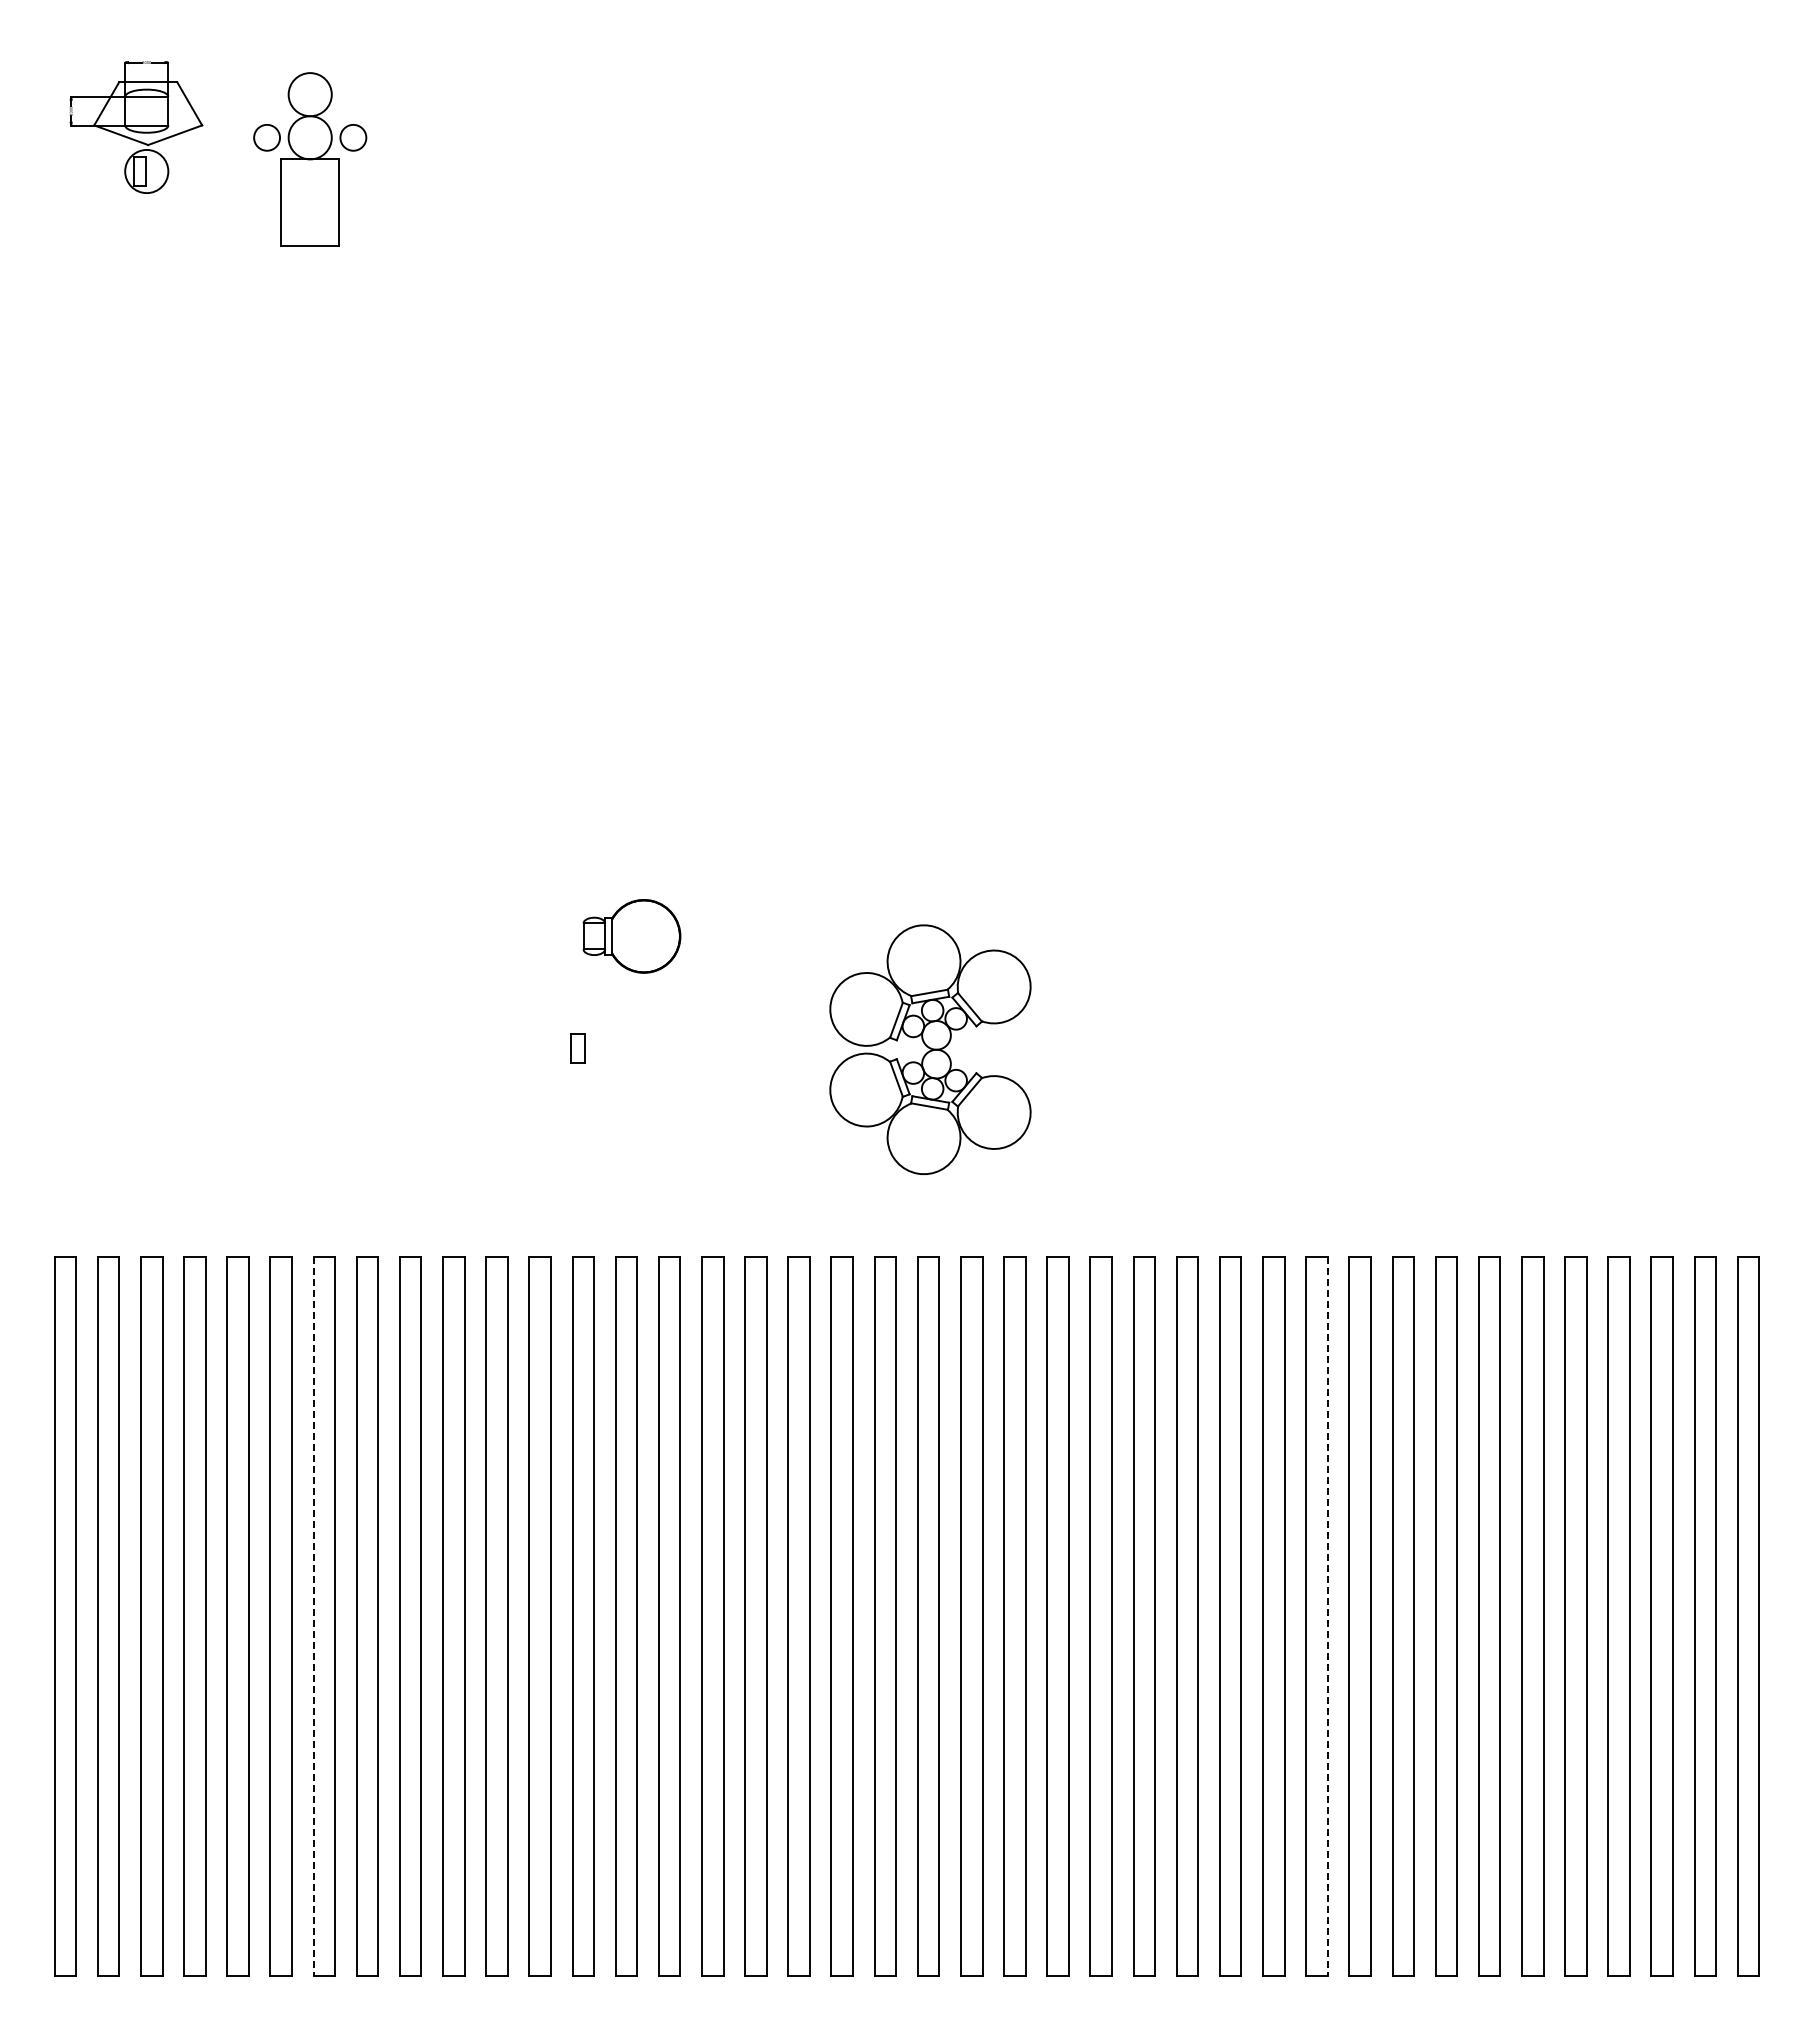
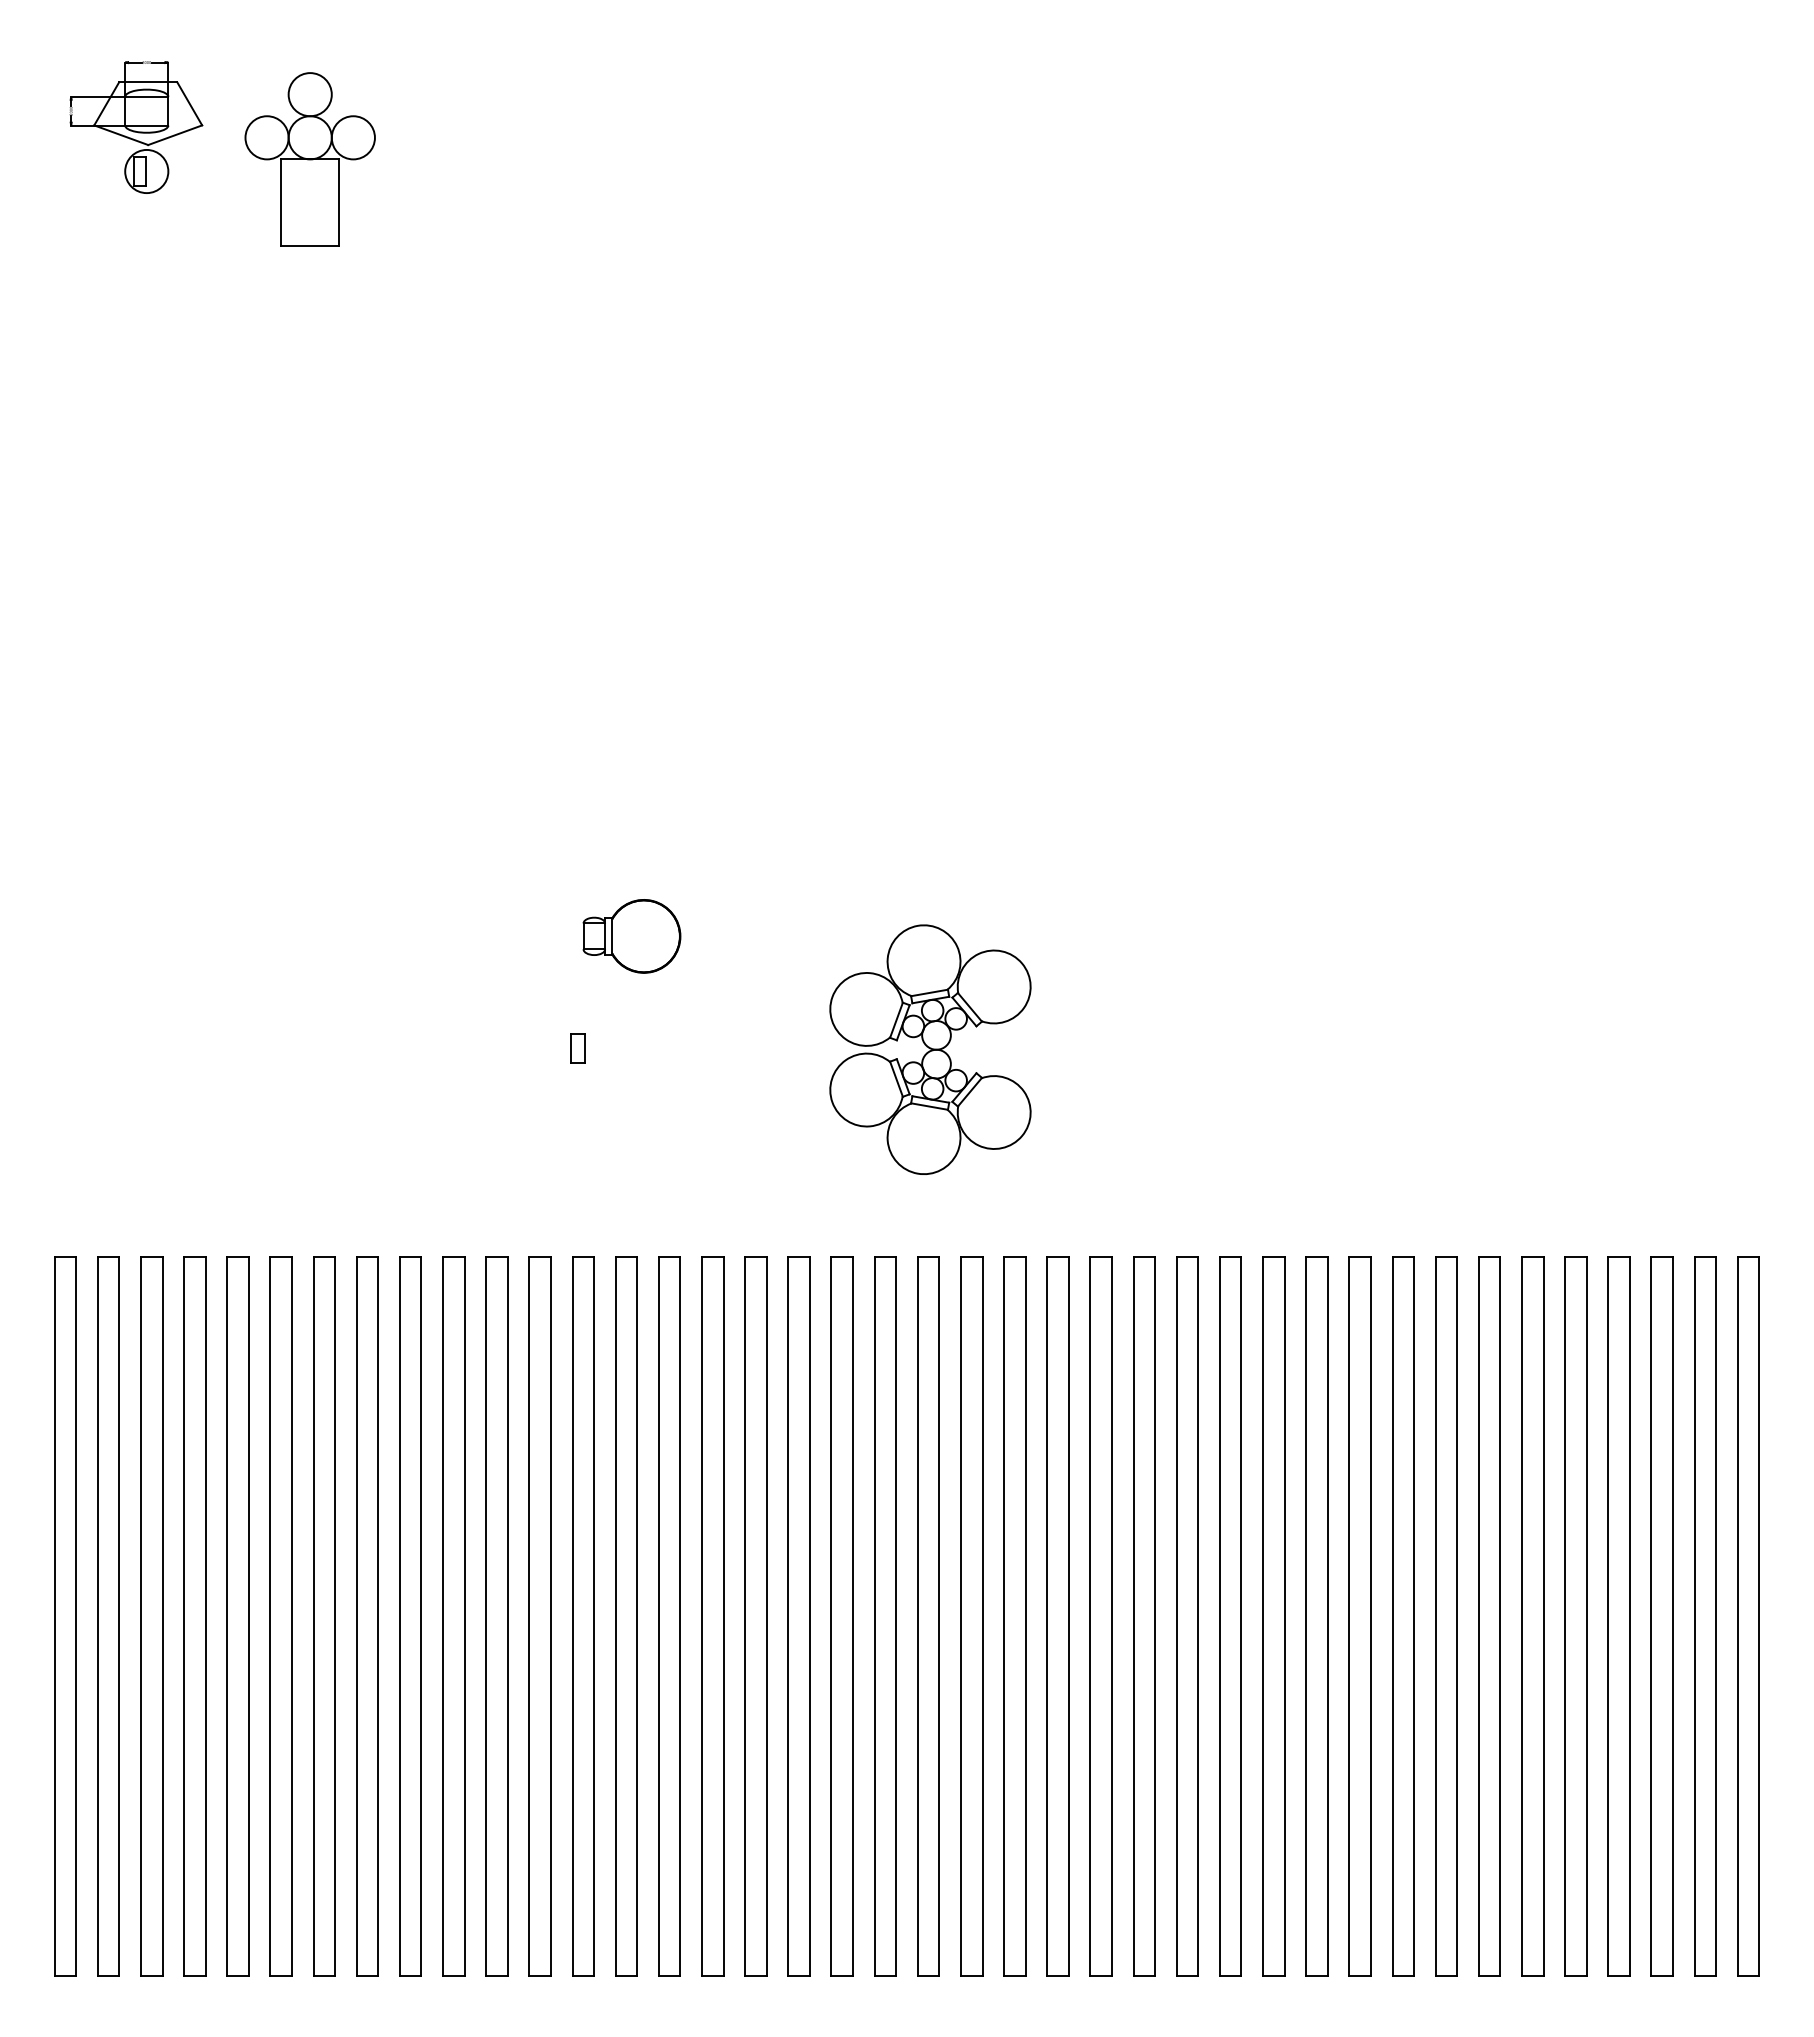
circle diameter: 26 px -> 43 px (266, 137)
circle diameter: 26 px -> 43 px (352, 137)
line: dashed -> solid (313, 1616)
line: dashed -> solid (1327, 1616)
